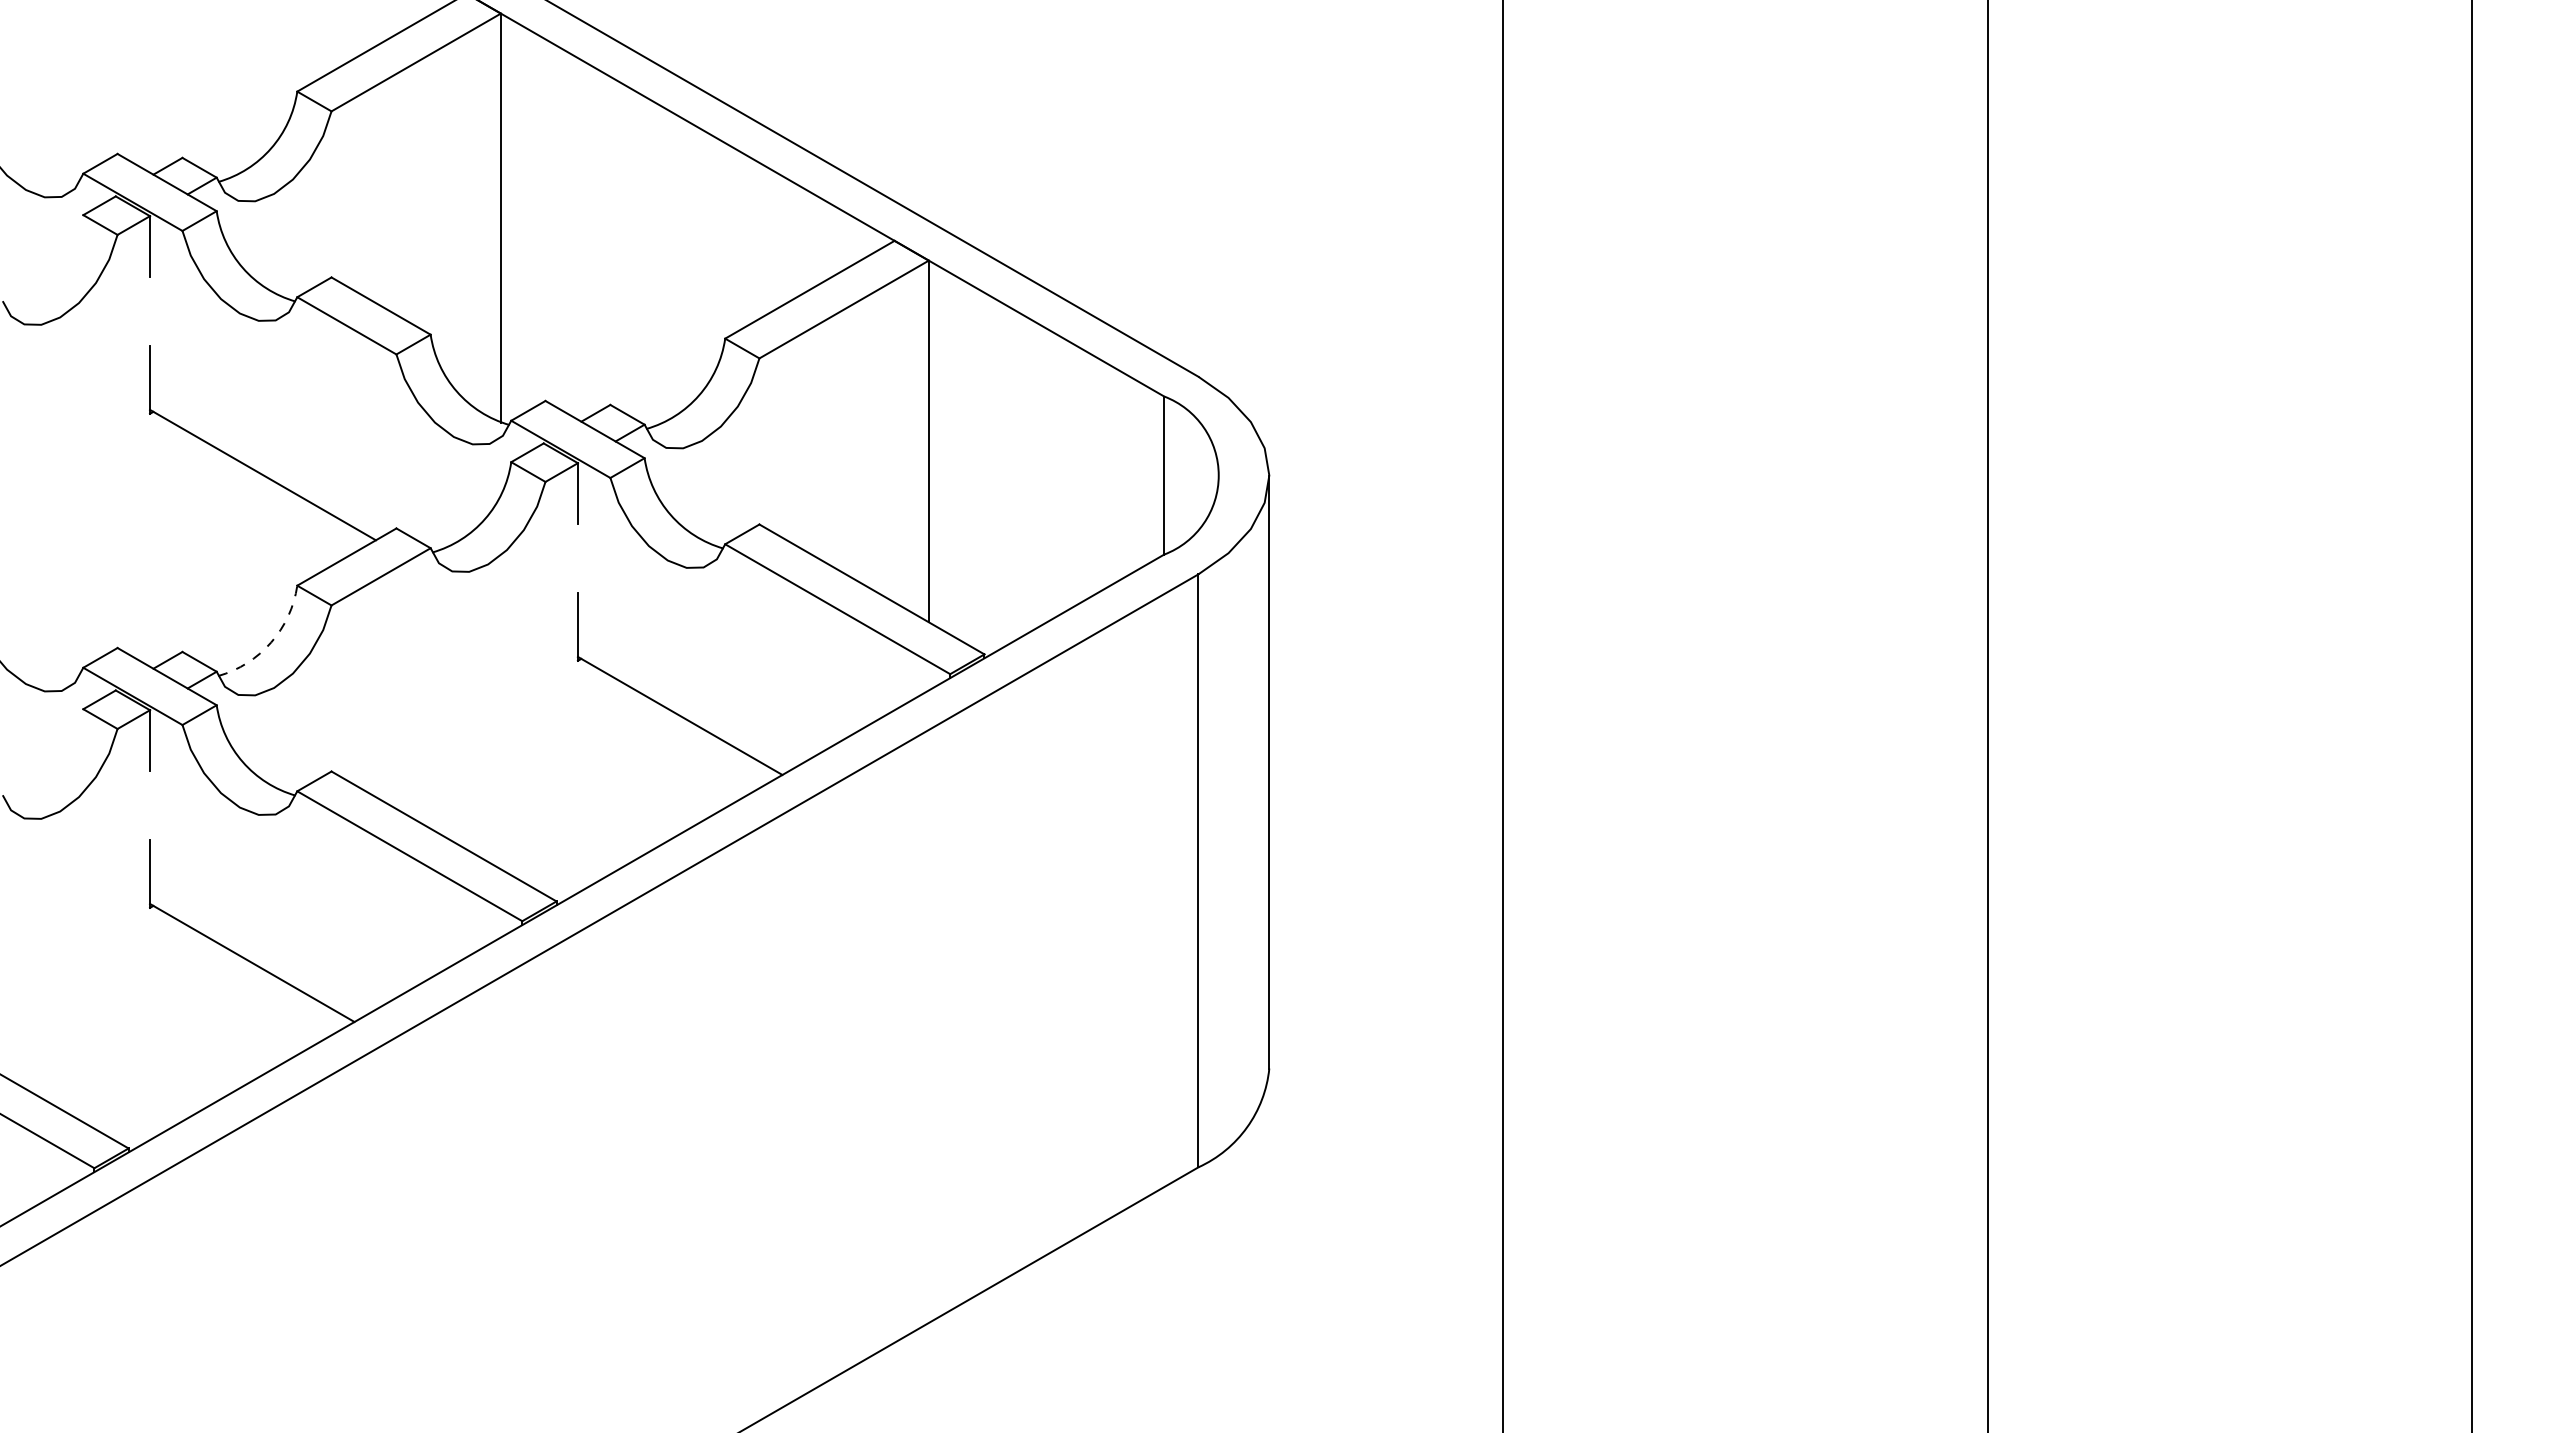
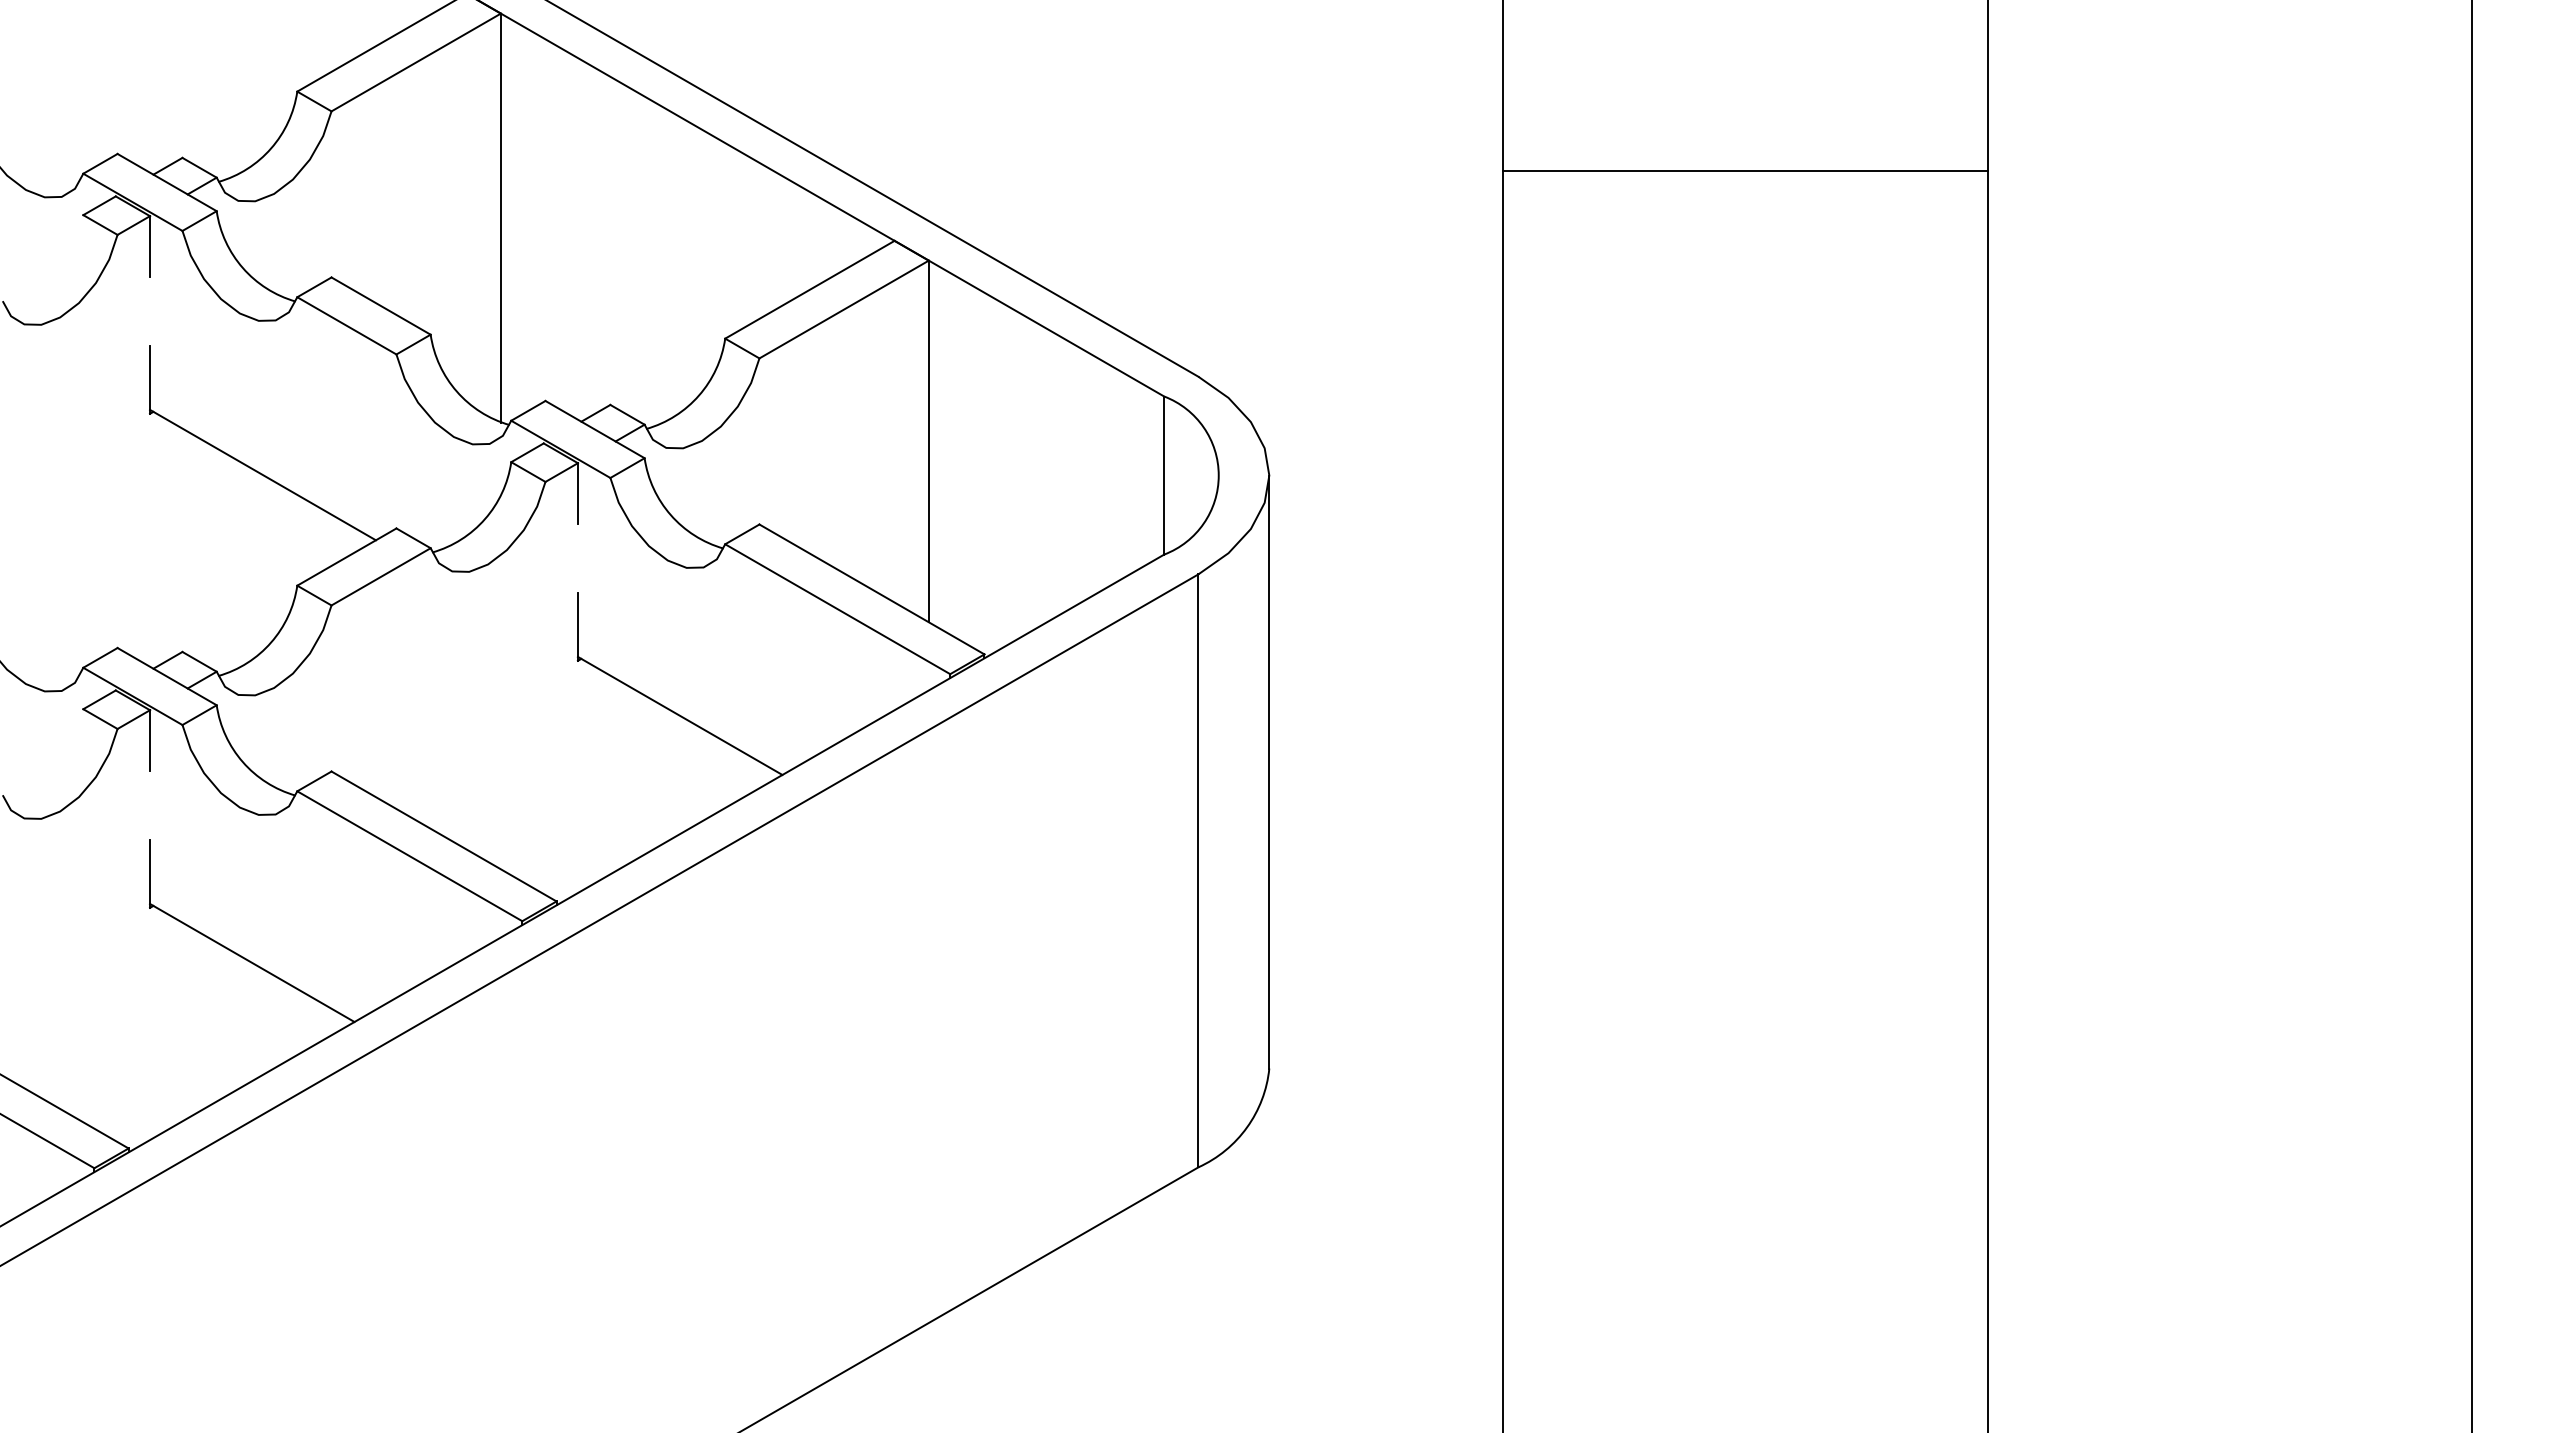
line: none -> present (1745, 171)
arc: dashed -> solid (271, 642)
